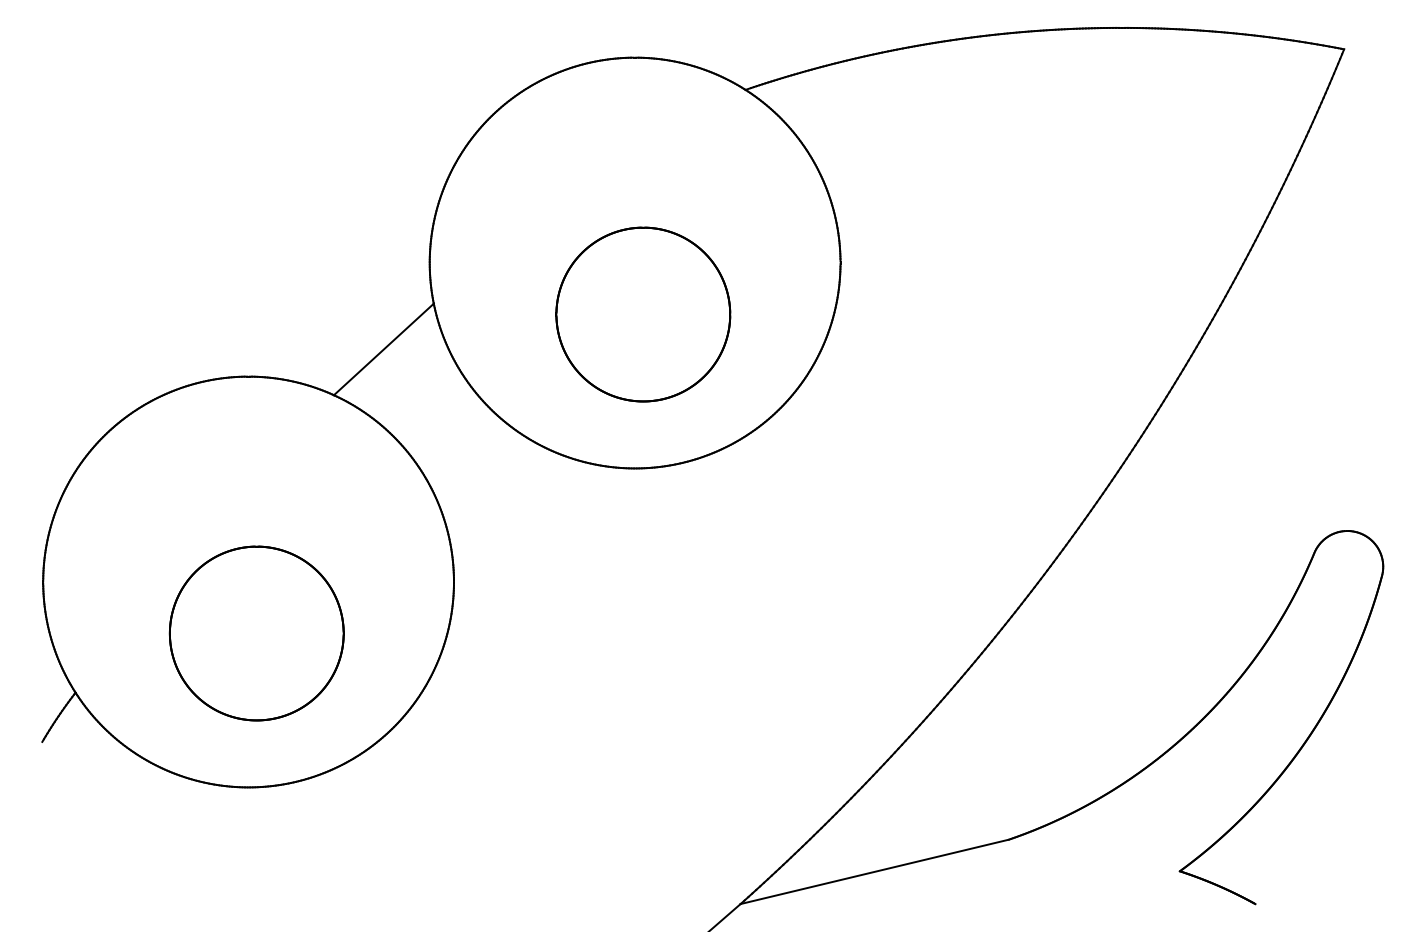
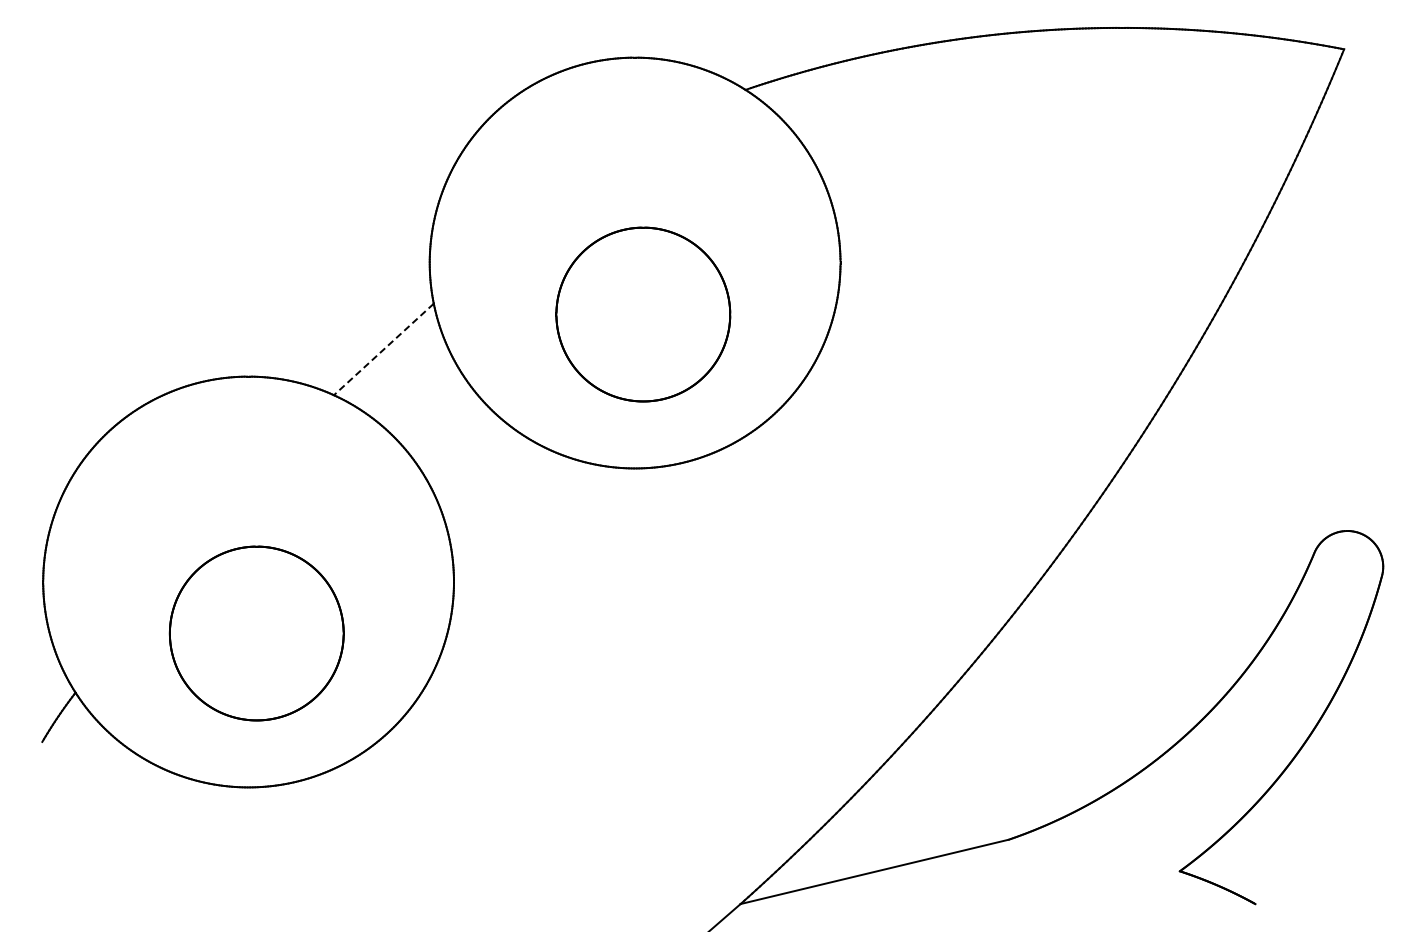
line: solid -> dashed (383, 349)
